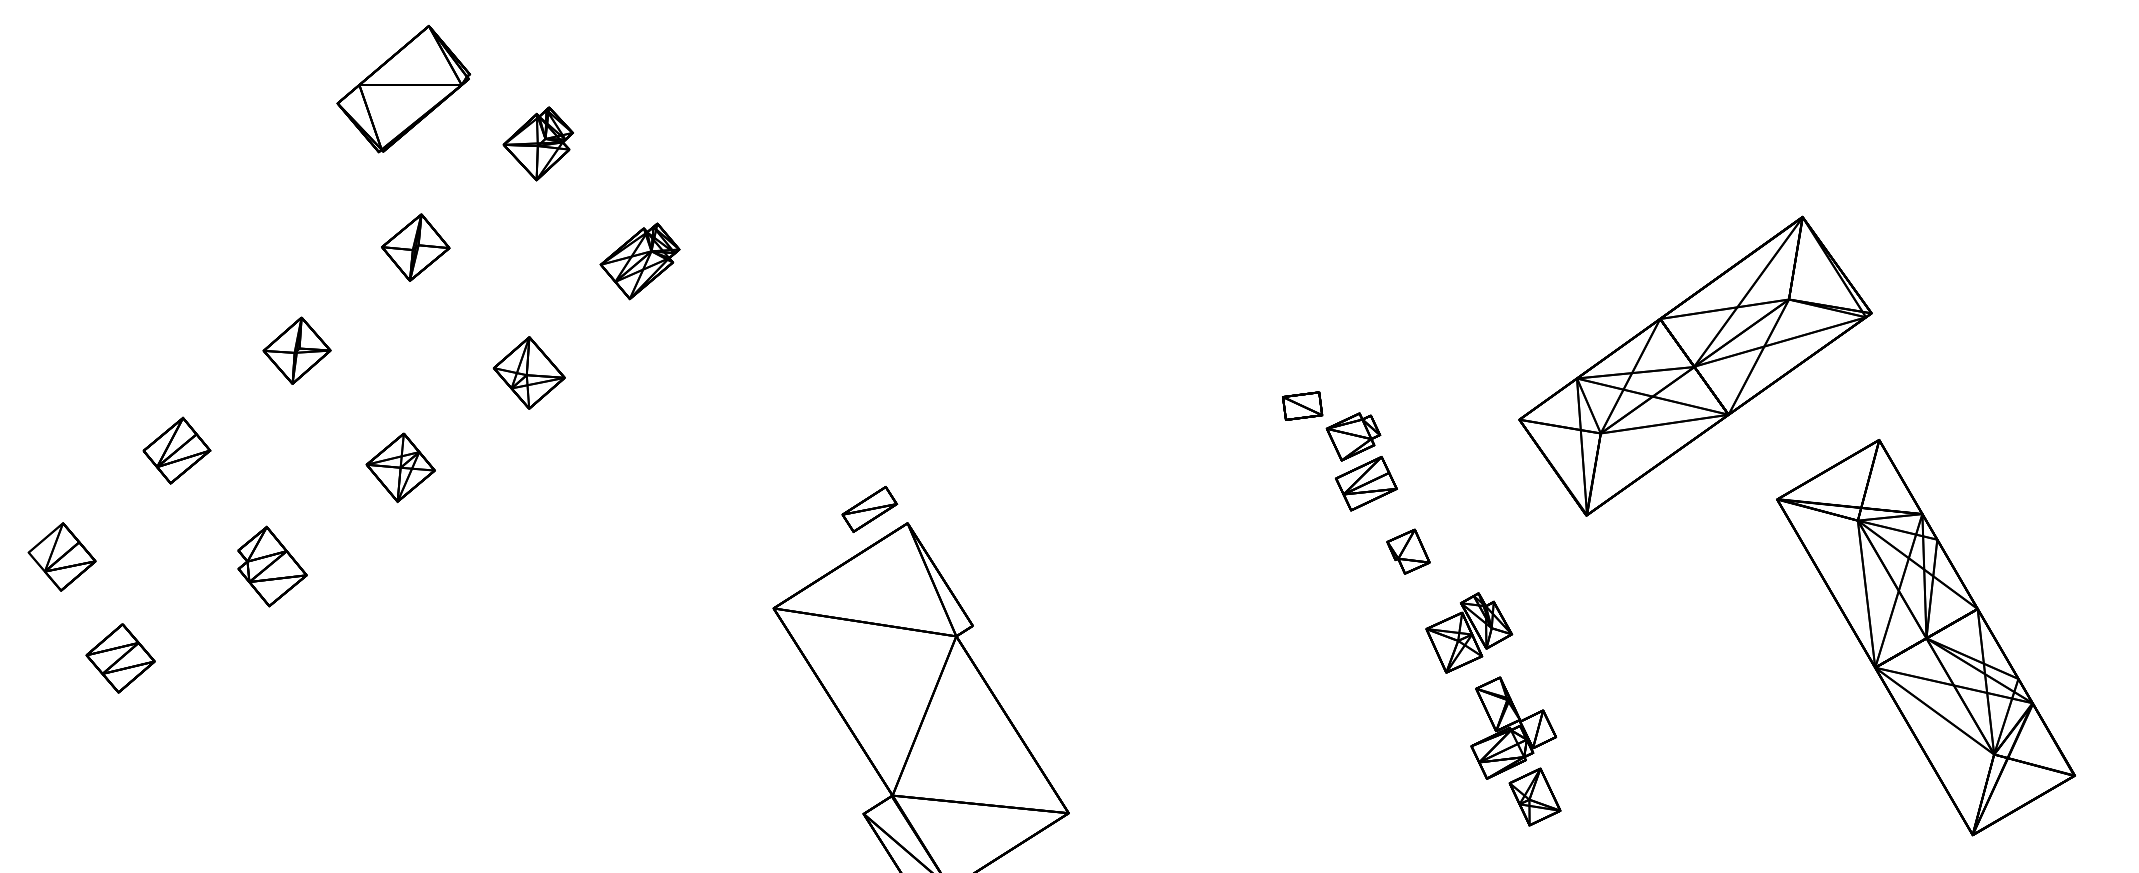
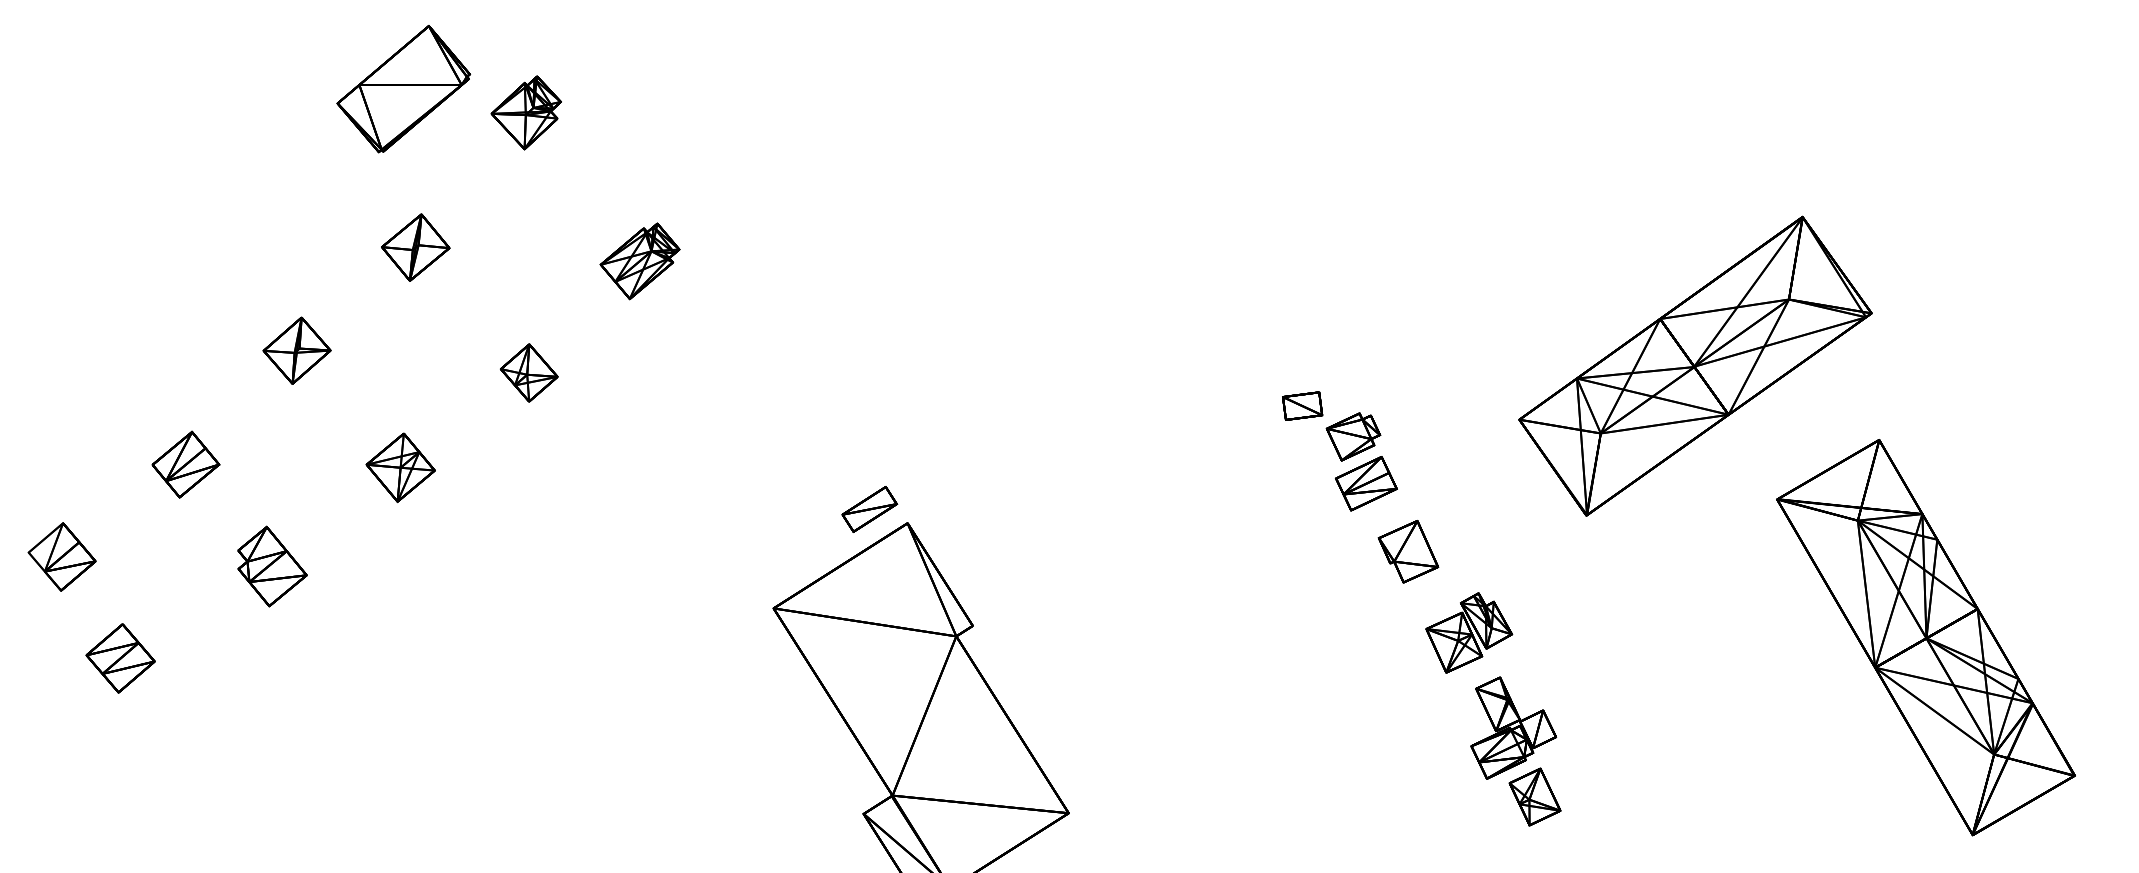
part position: (537, 143) -> (525, 112) (525, 112)
part size: 74x74 px -> 59x60 px (529, 372)
part position: (176, 450) -> (185, 464) (185, 464)
part size: 45x47 px -> 63x64 px (1408, 551)
